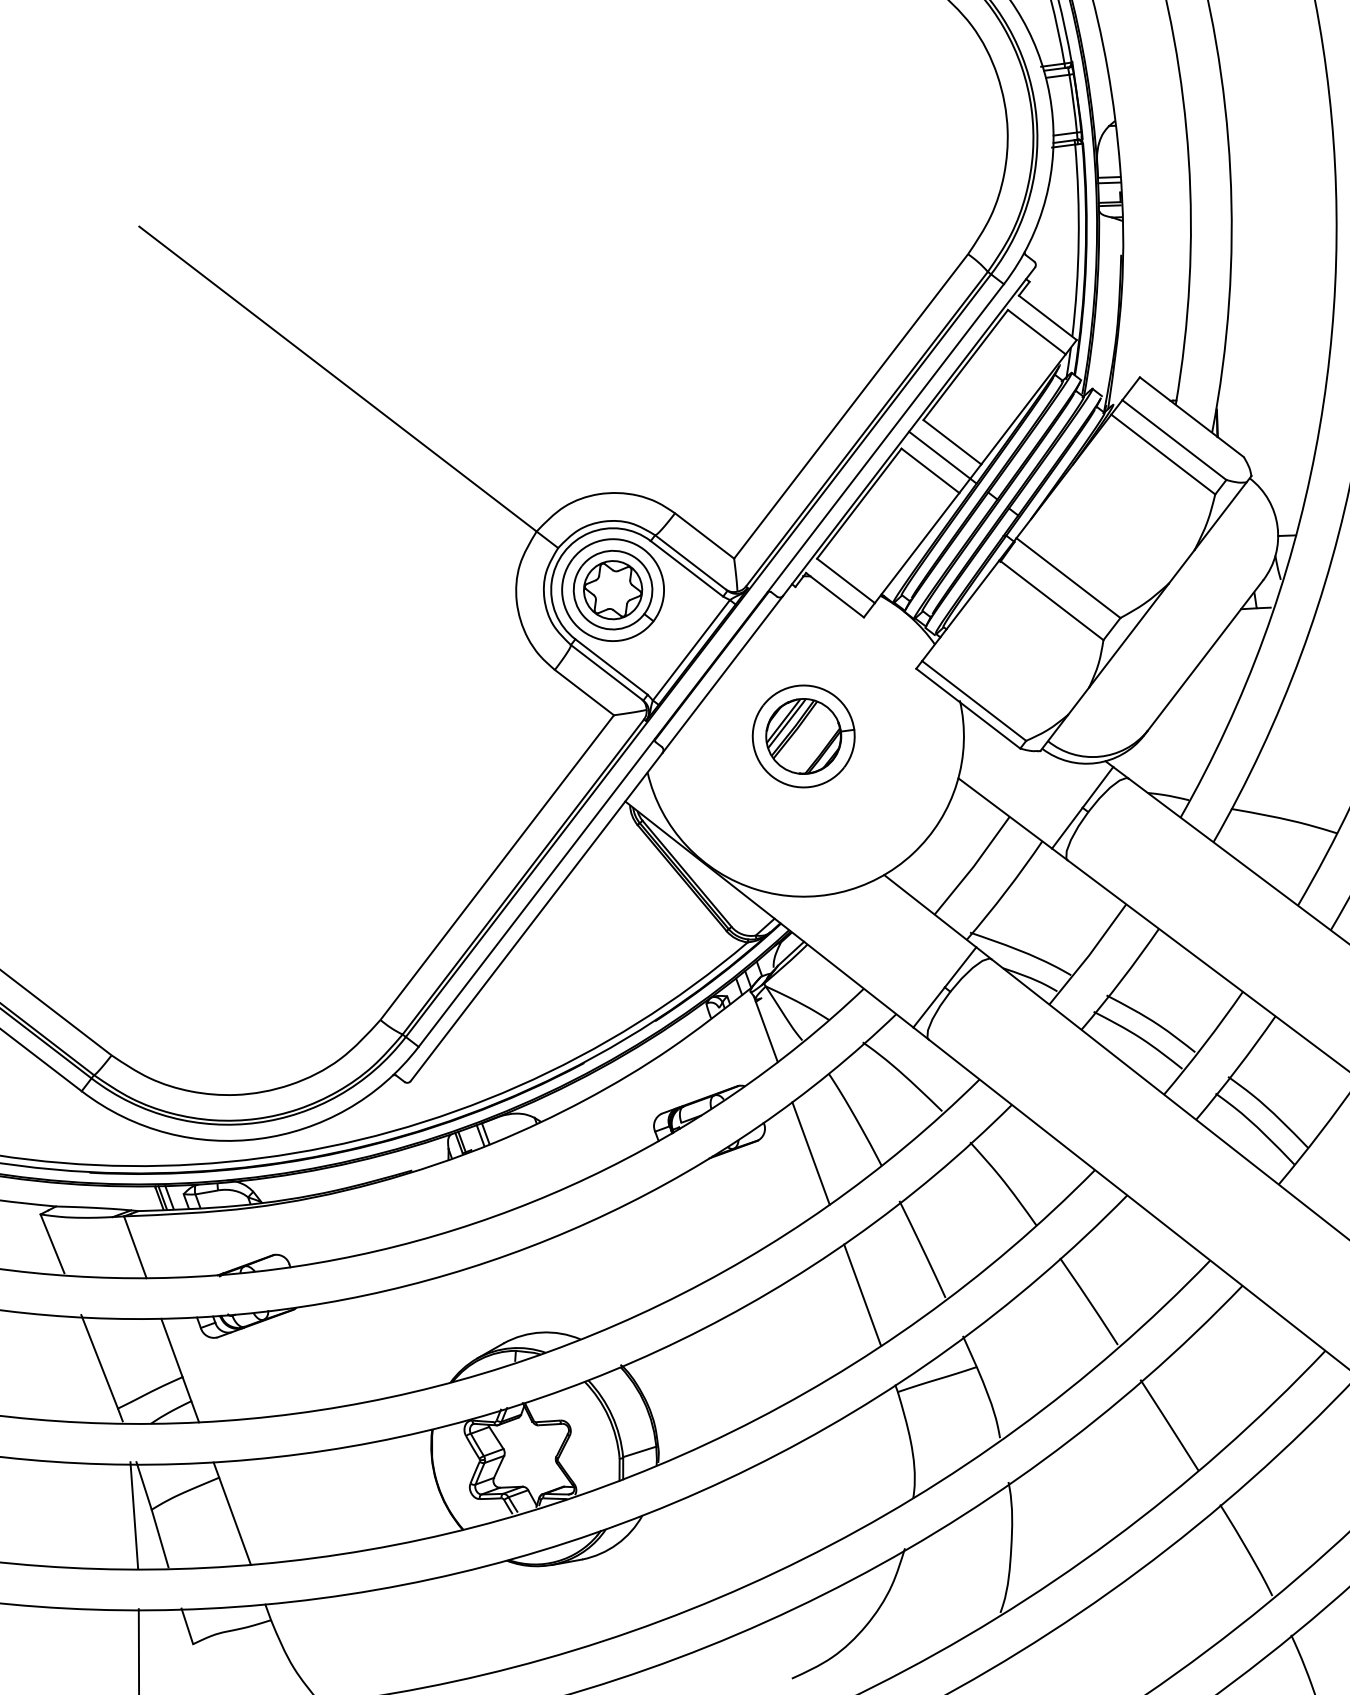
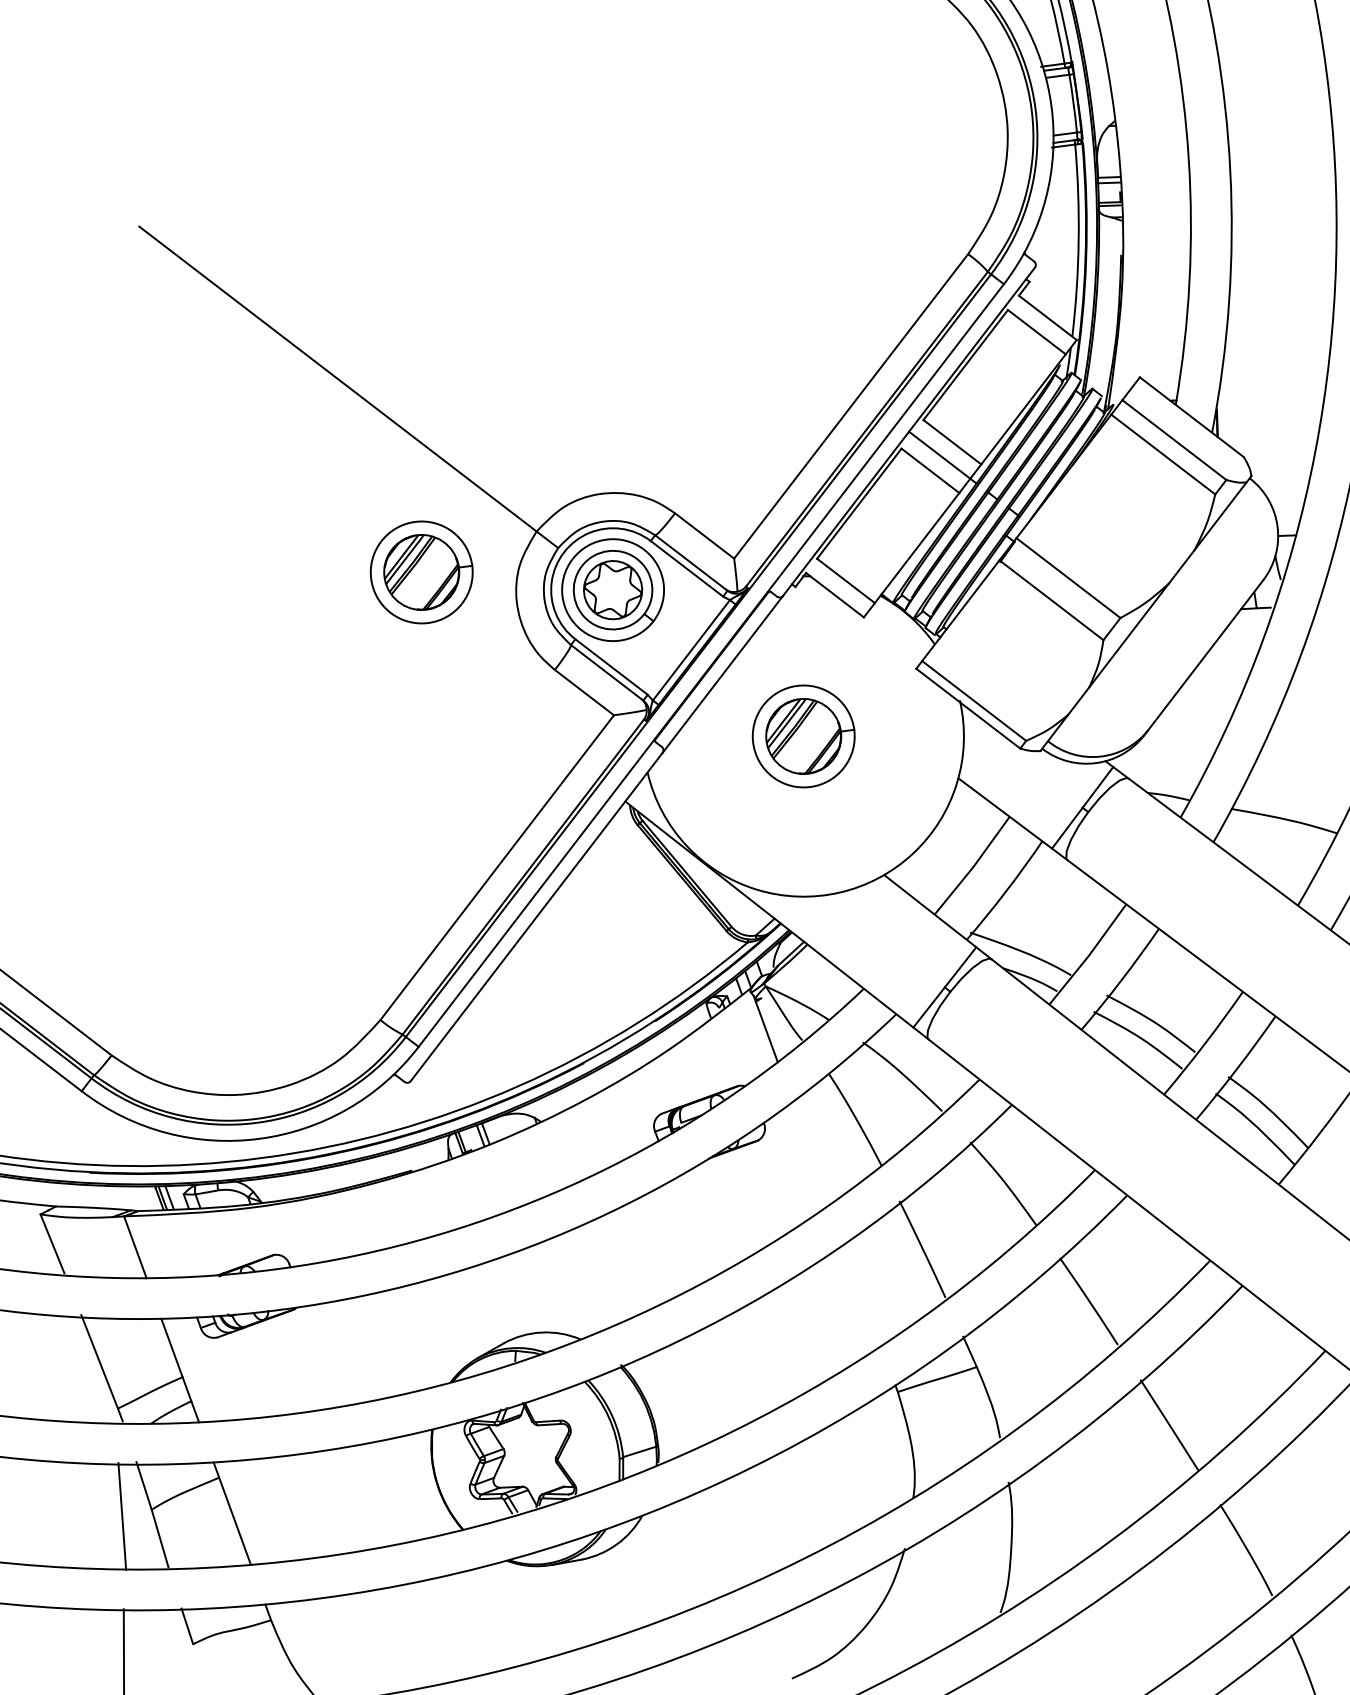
part: none -> present (421, 572)
line: present -> none (810, 1153)
line: present -> none (862, 1295)
line position: (134, 1515) -> (122, 1516) (122, 1516)
line position: (138, 1650) -> (123, 1650) (123, 1650)
